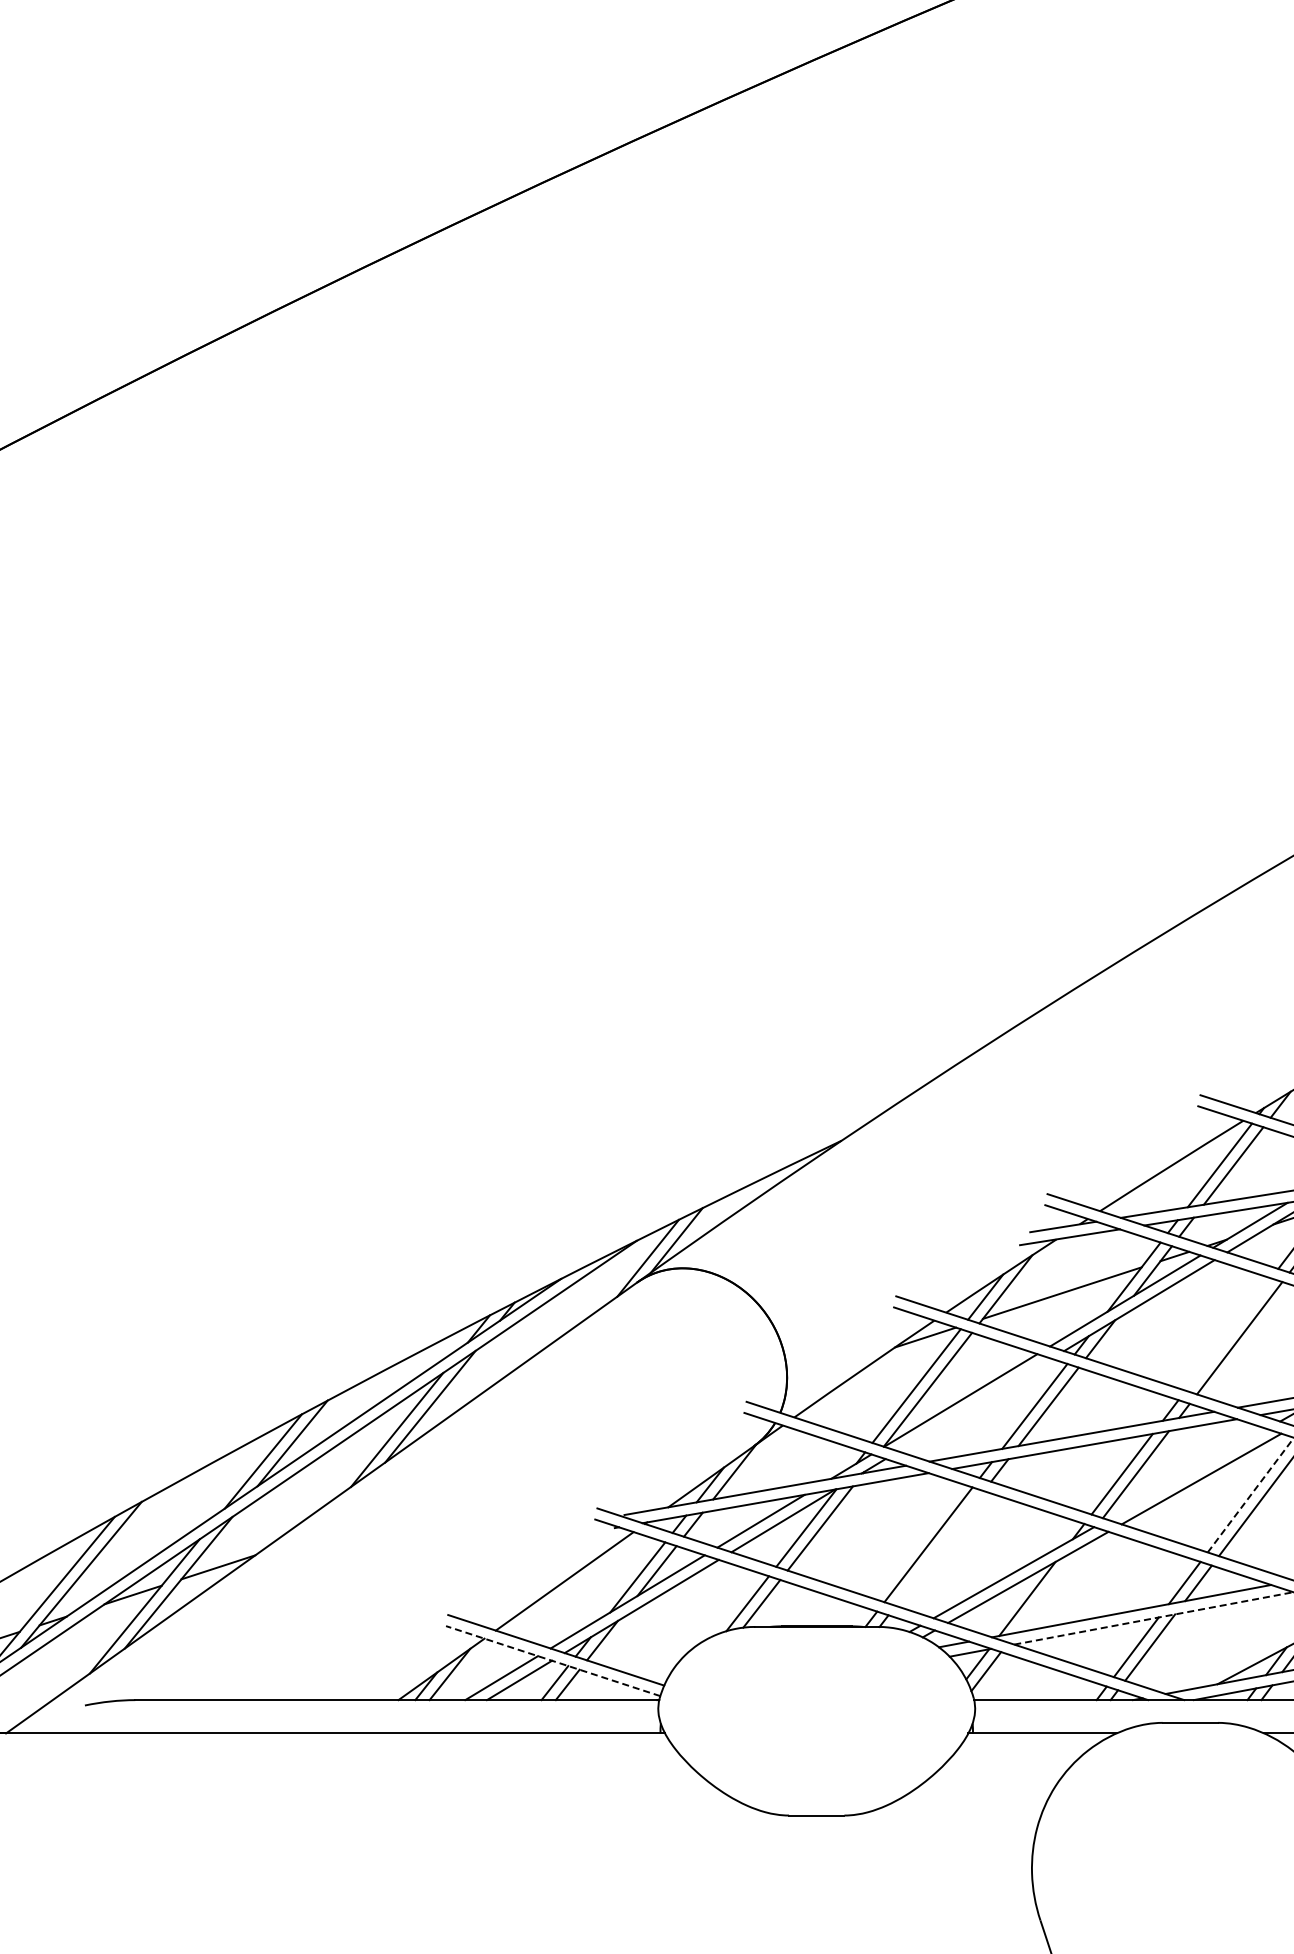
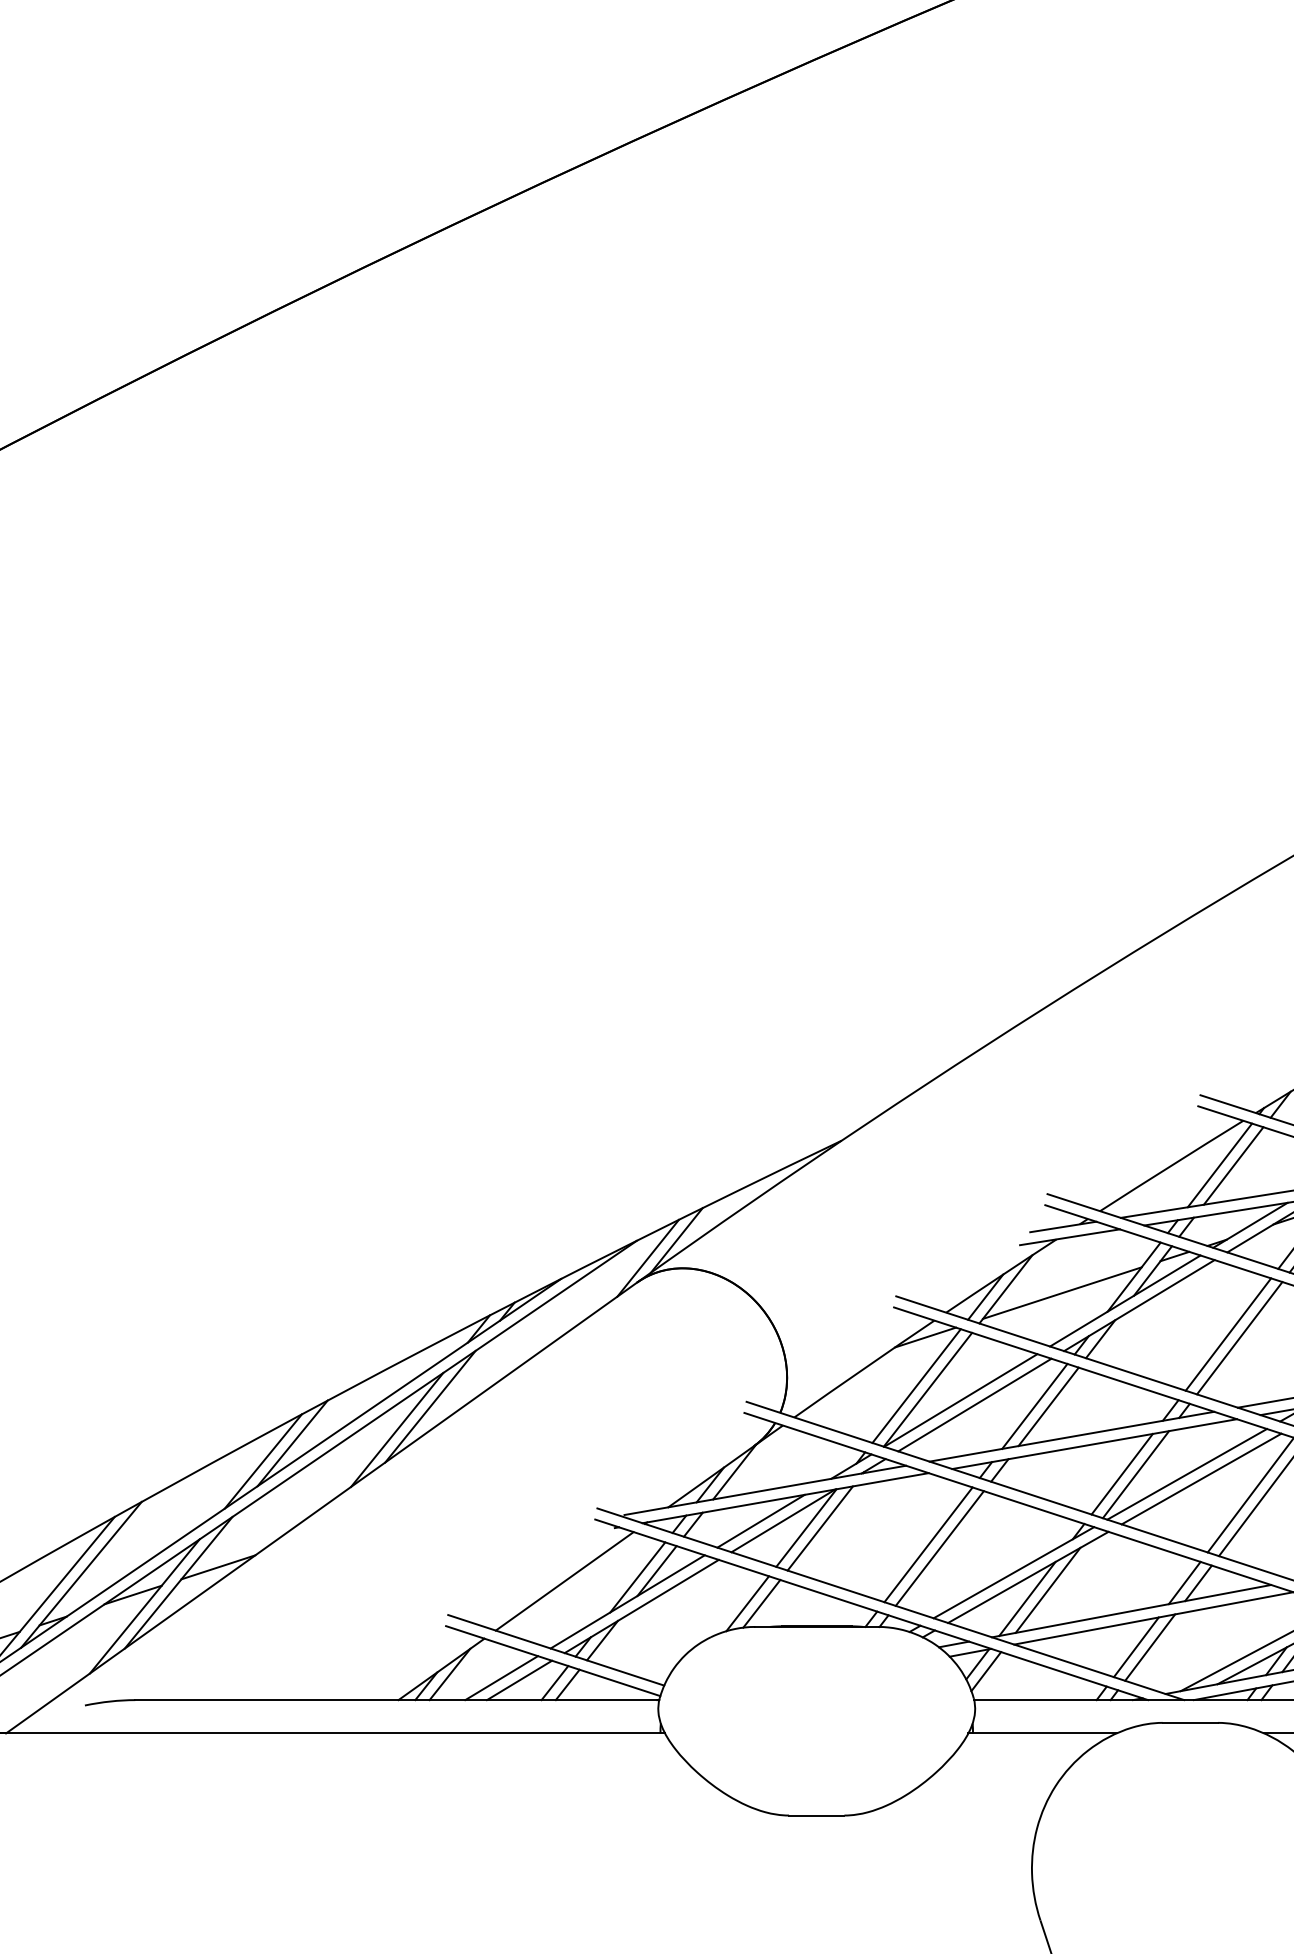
line: none -> present (1228, 1334)
line: none -> present (974, 1404)
line: none -> present (1187, 1474)
line: dashed -> solid (1250, 1495)
line: none -> present (939, 1548)
line: none -> present (1047, 1589)
line: dashed -> solid (1153, 1618)
line: dashed -> solid (553, 1661)
line: none -> present (1235, 1661)
